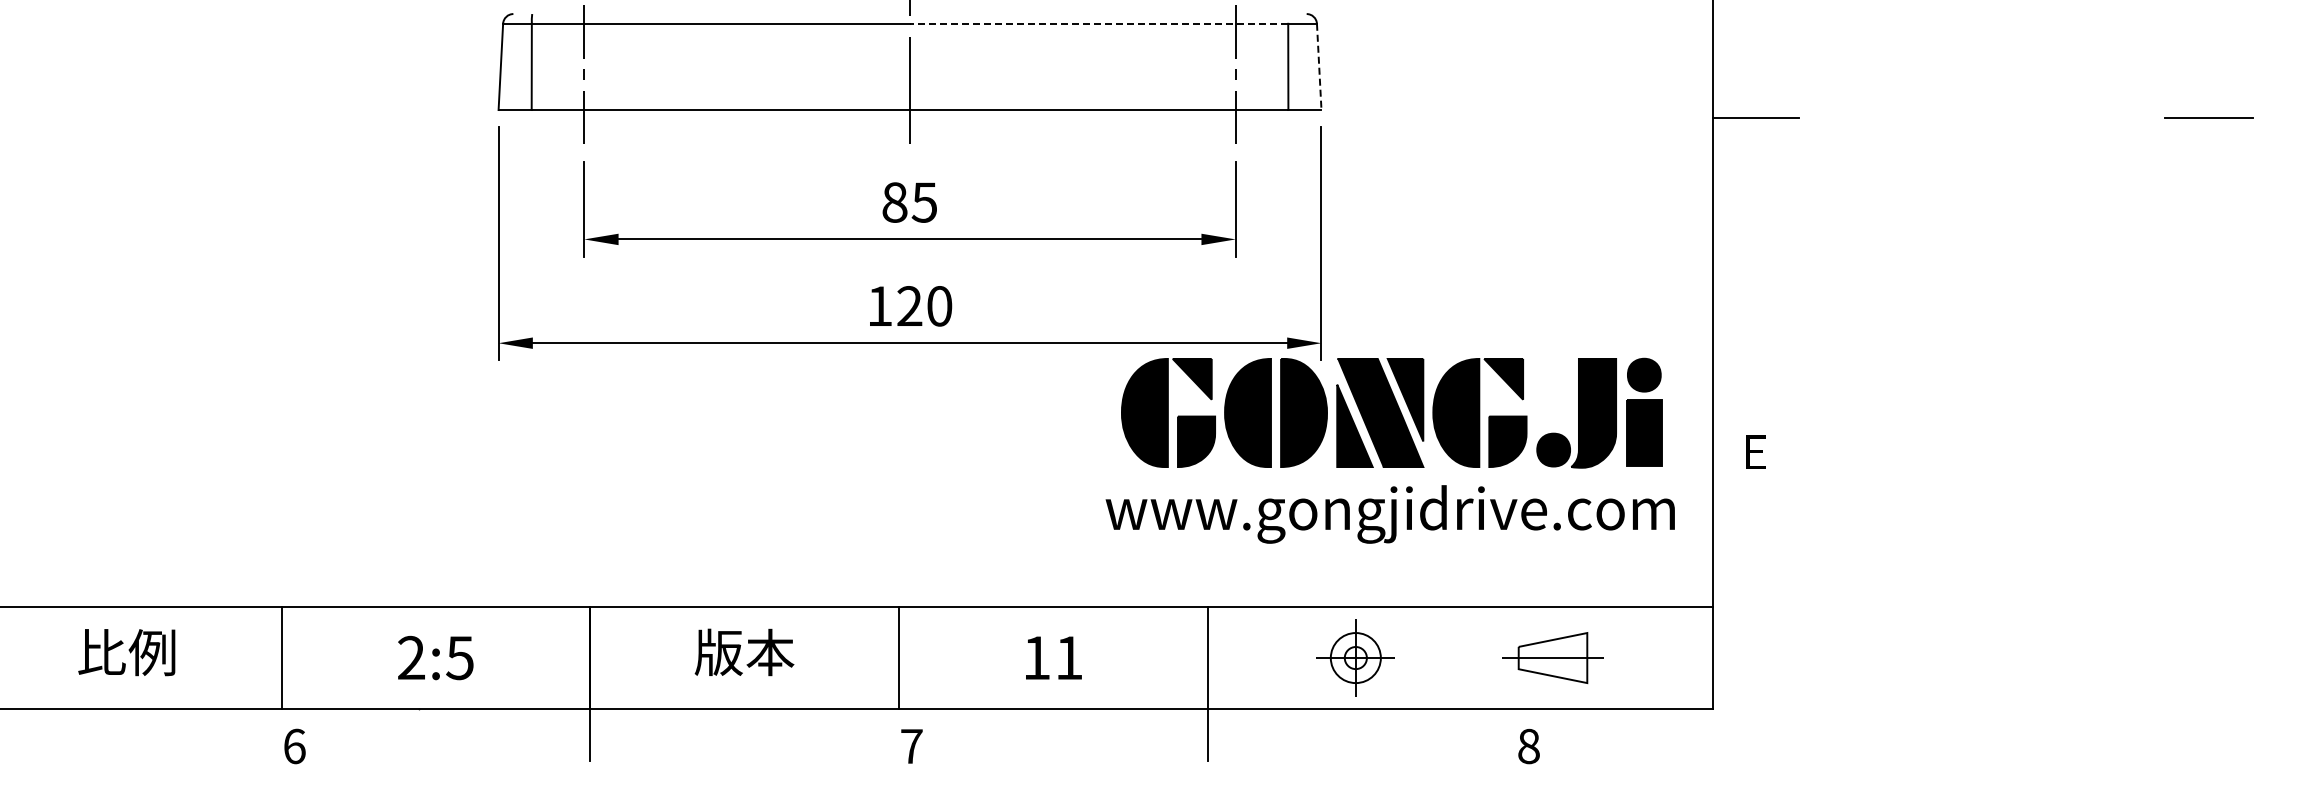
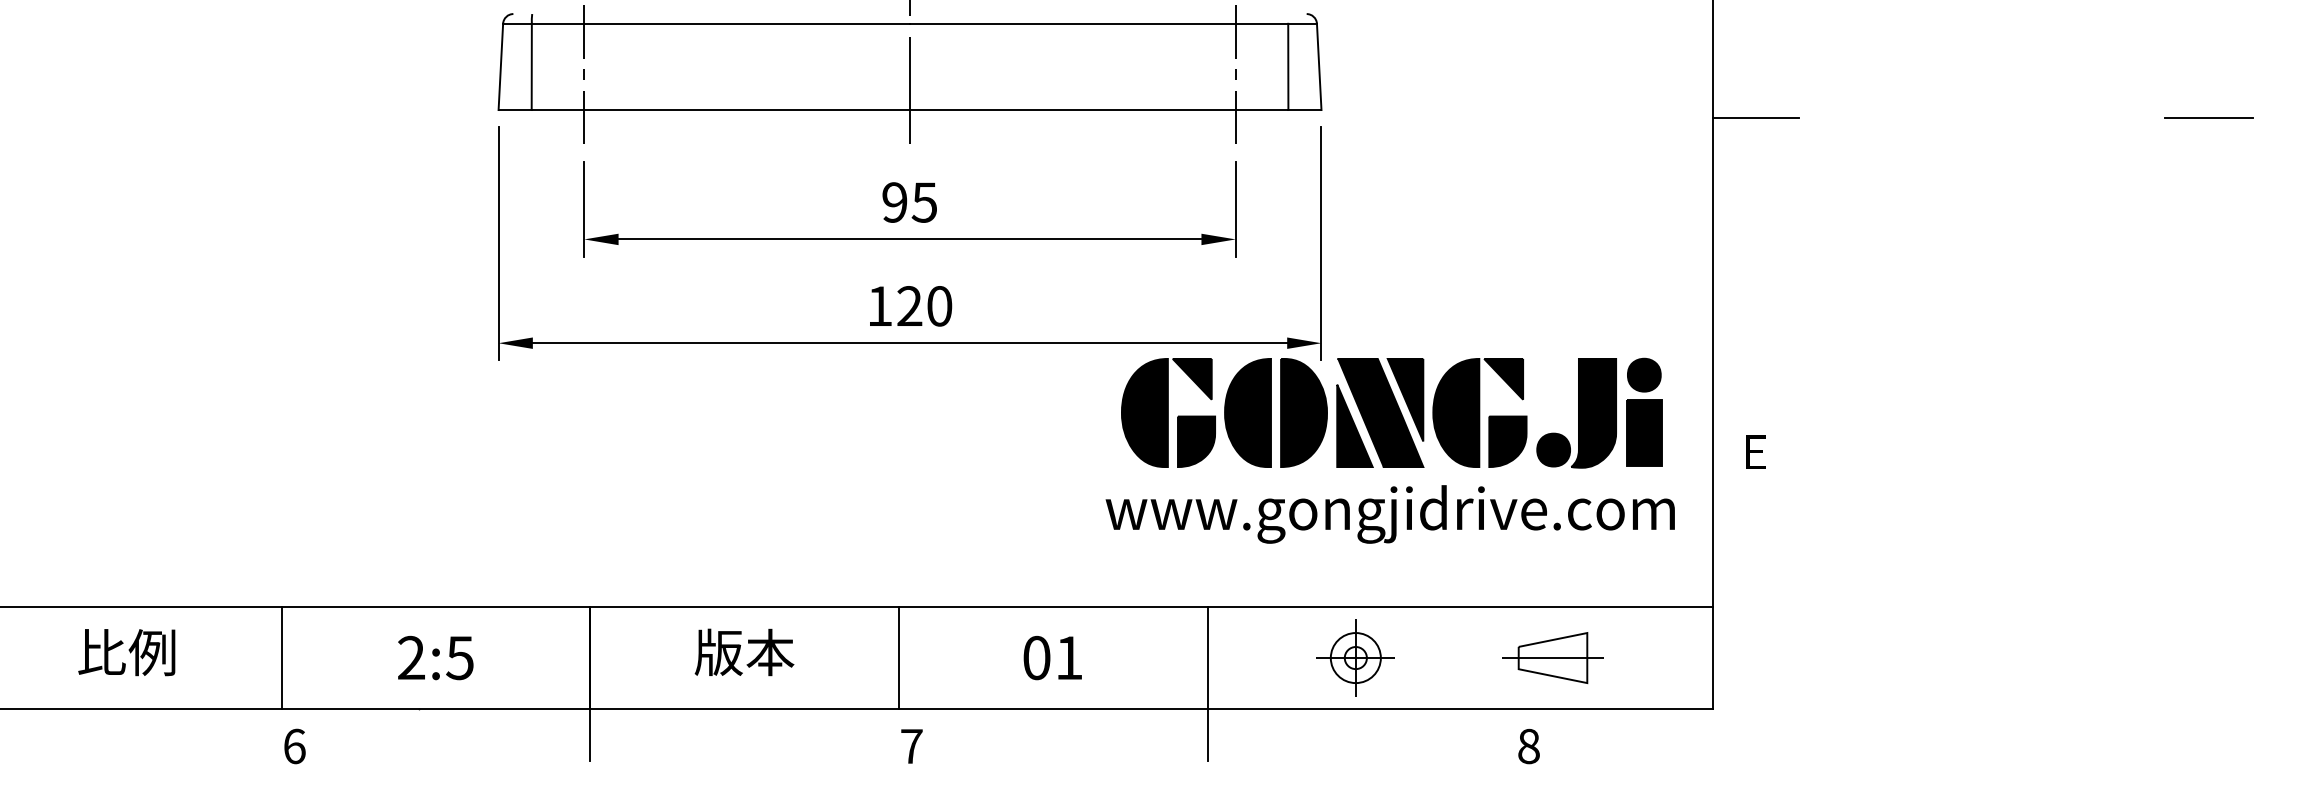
line: dashed -> solid (1098, 23)
line: dashed -> solid (1319, 67)
text: 85 -> 95 (894, 202)
text: 11 -> 01 (1036, 657)
